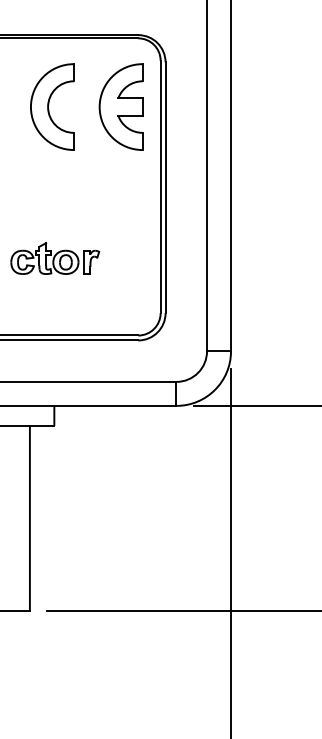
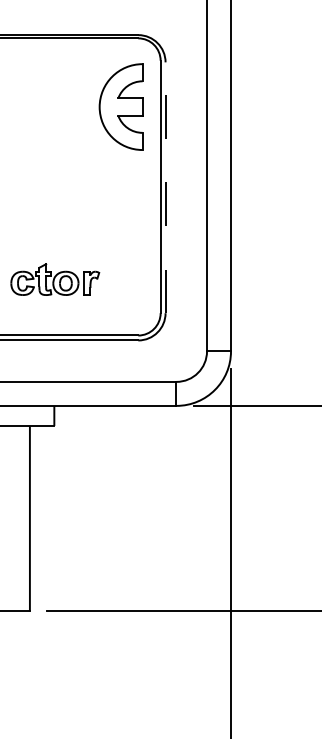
part: present -> none (52, 106)
line: solid -> dashed (165, 187)
part position: (55, 258) -> (55, 279) (55, 279)
